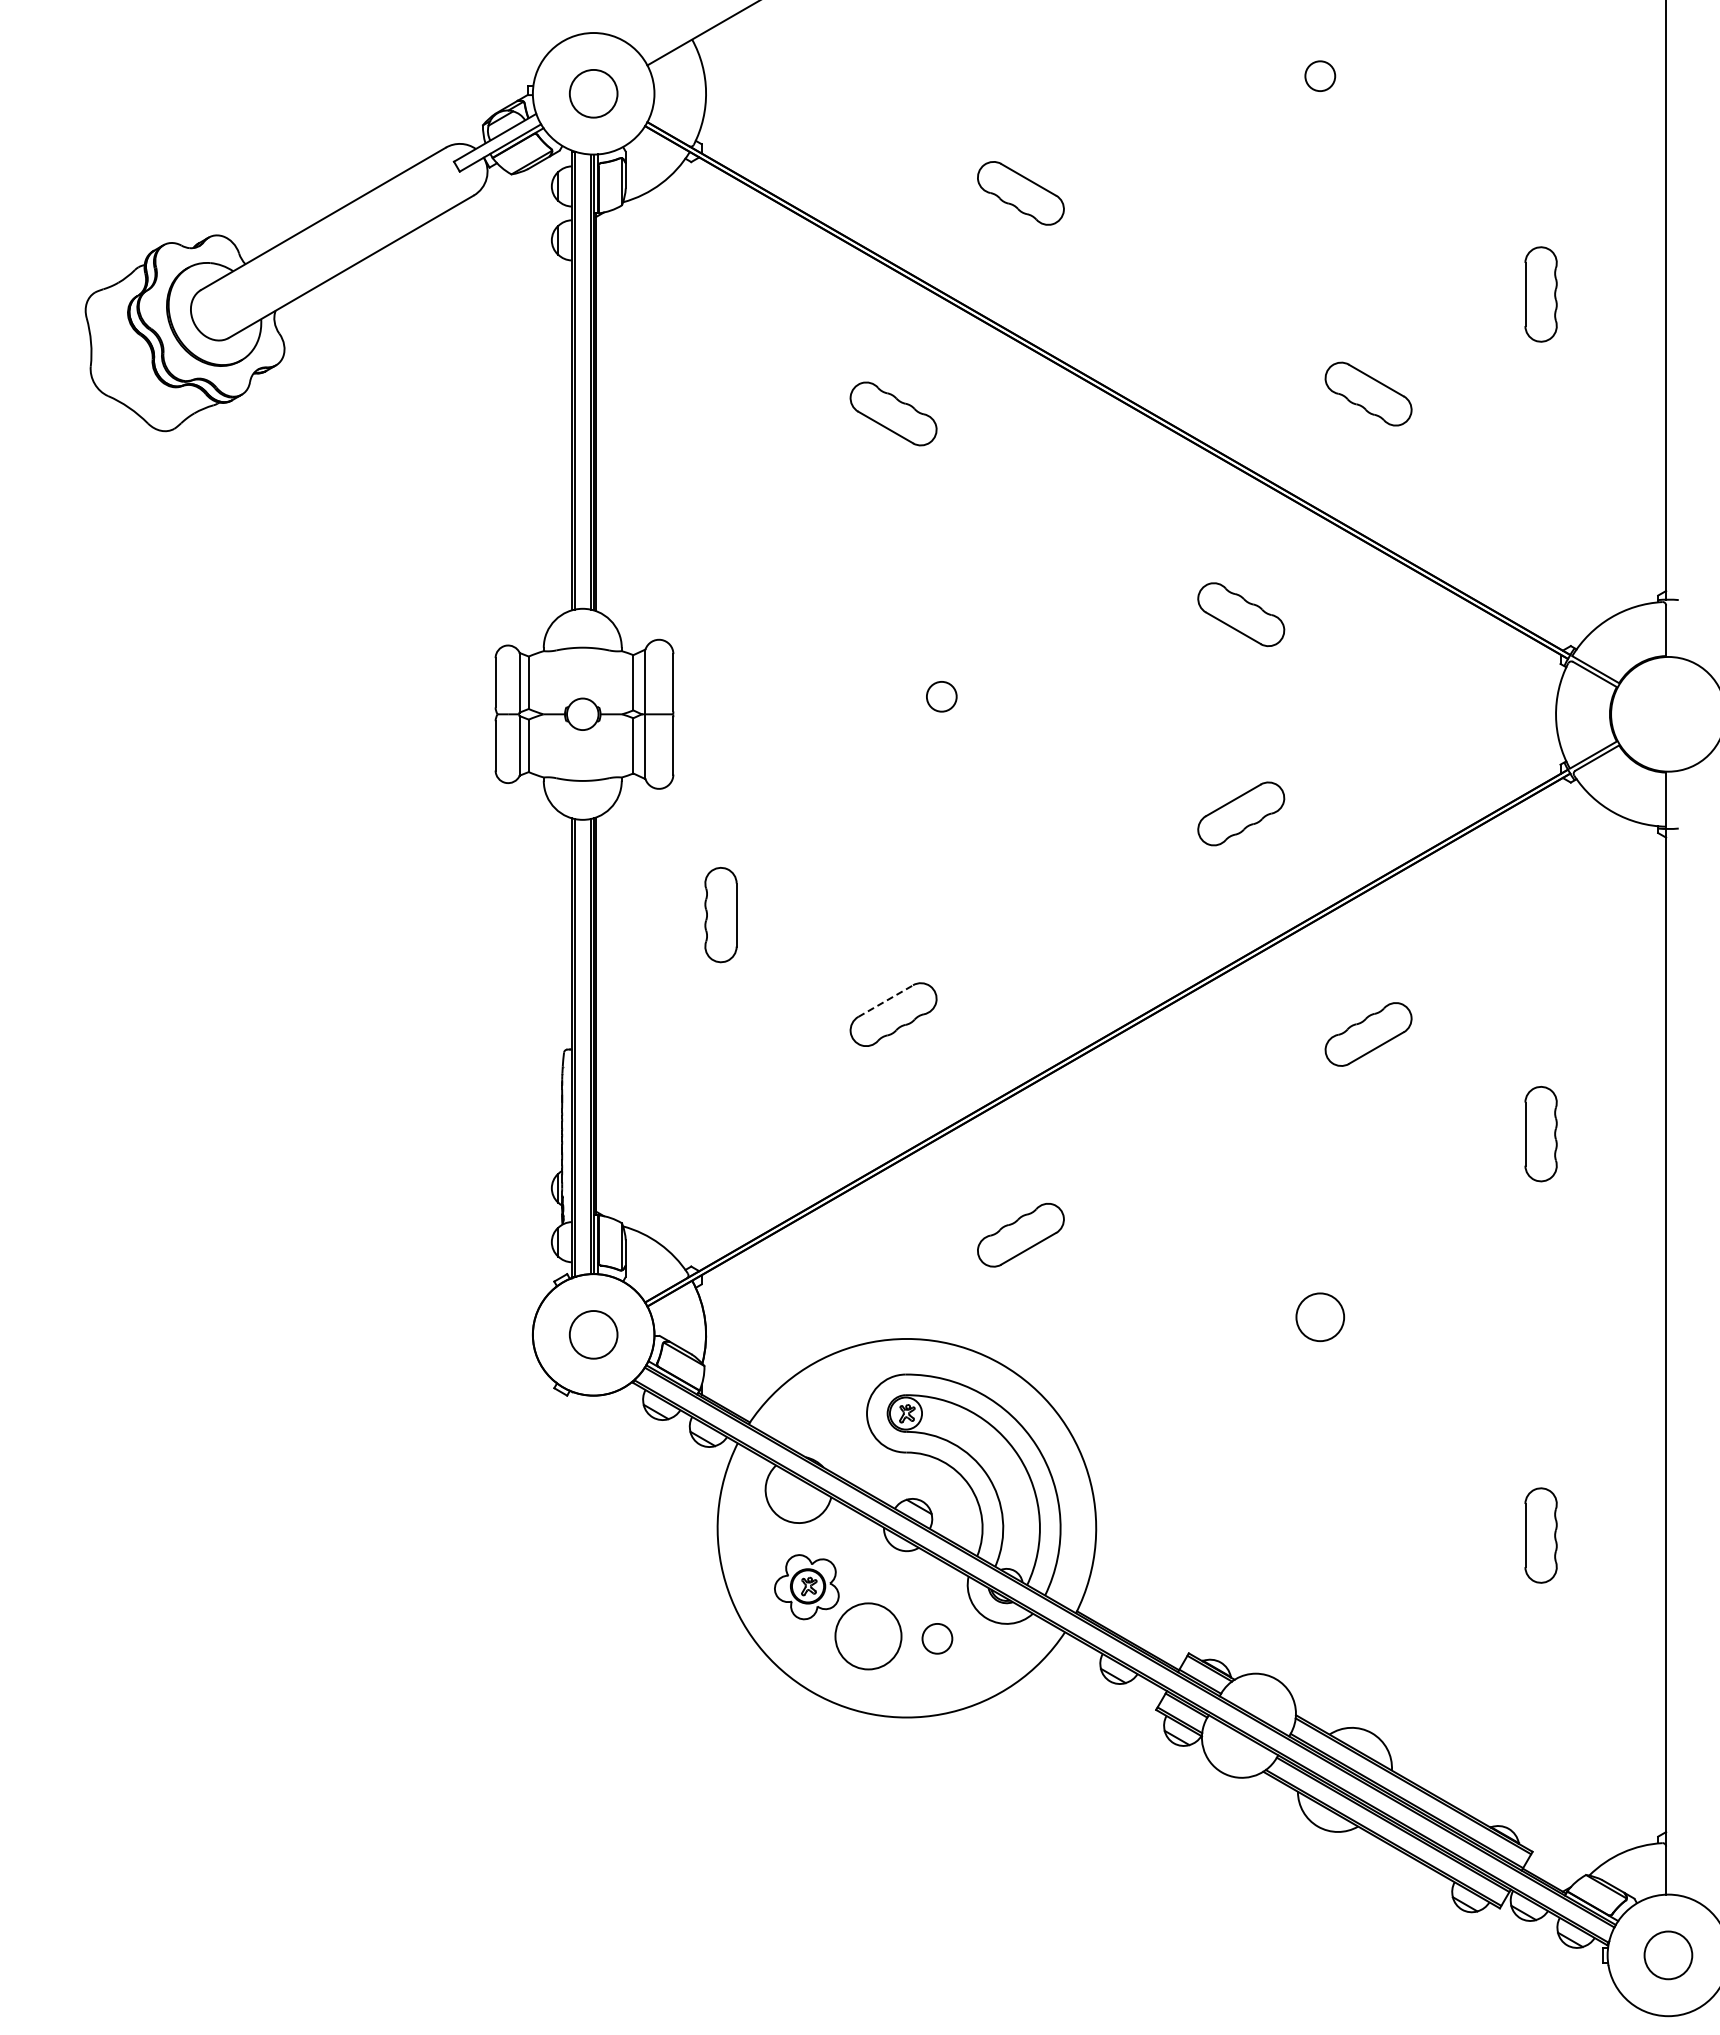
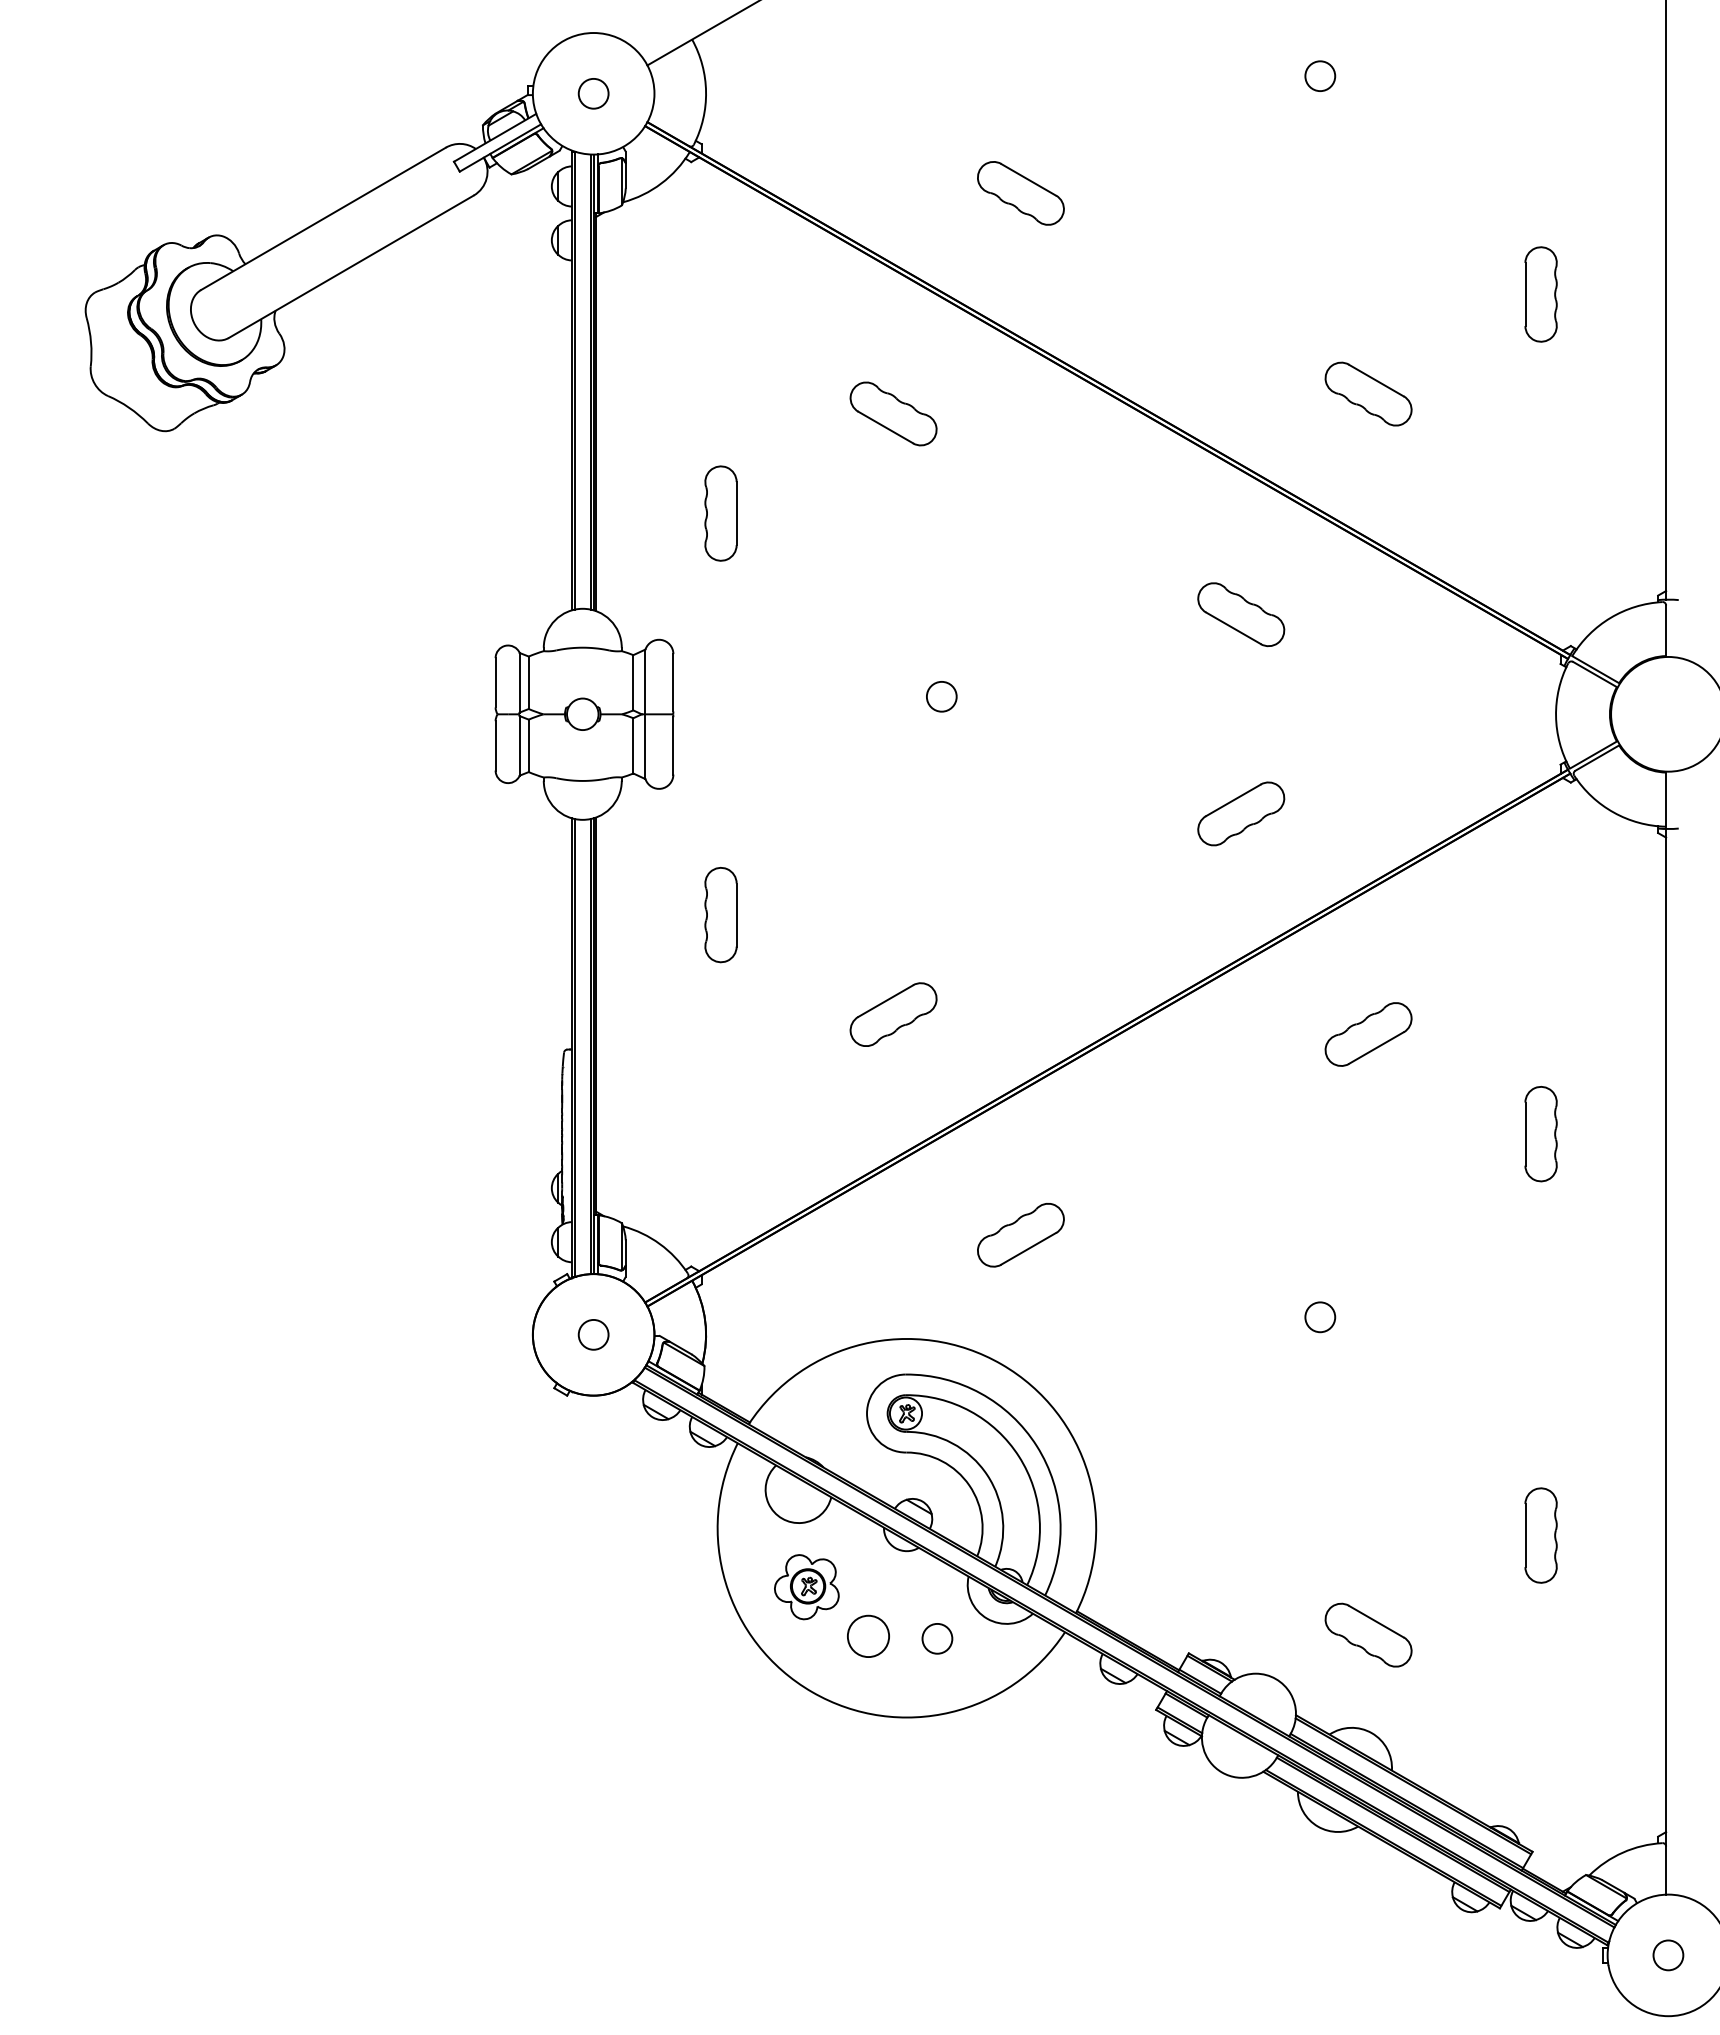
circle diameter: 48 px -> 30 px (593, 93)
part: none -> present (720, 513)
line: dashed -> solid (885, 1001)
circle diameter: 48 px -> 30 px (1320, 1317)
circle diameter: 48 px -> 30 px (593, 1334)
part: none -> present (1368, 1634)
circle diameter: 66 px -> 41 px (868, 1636)
circle diameter: 48 px -> 30 px (1668, 1955)
